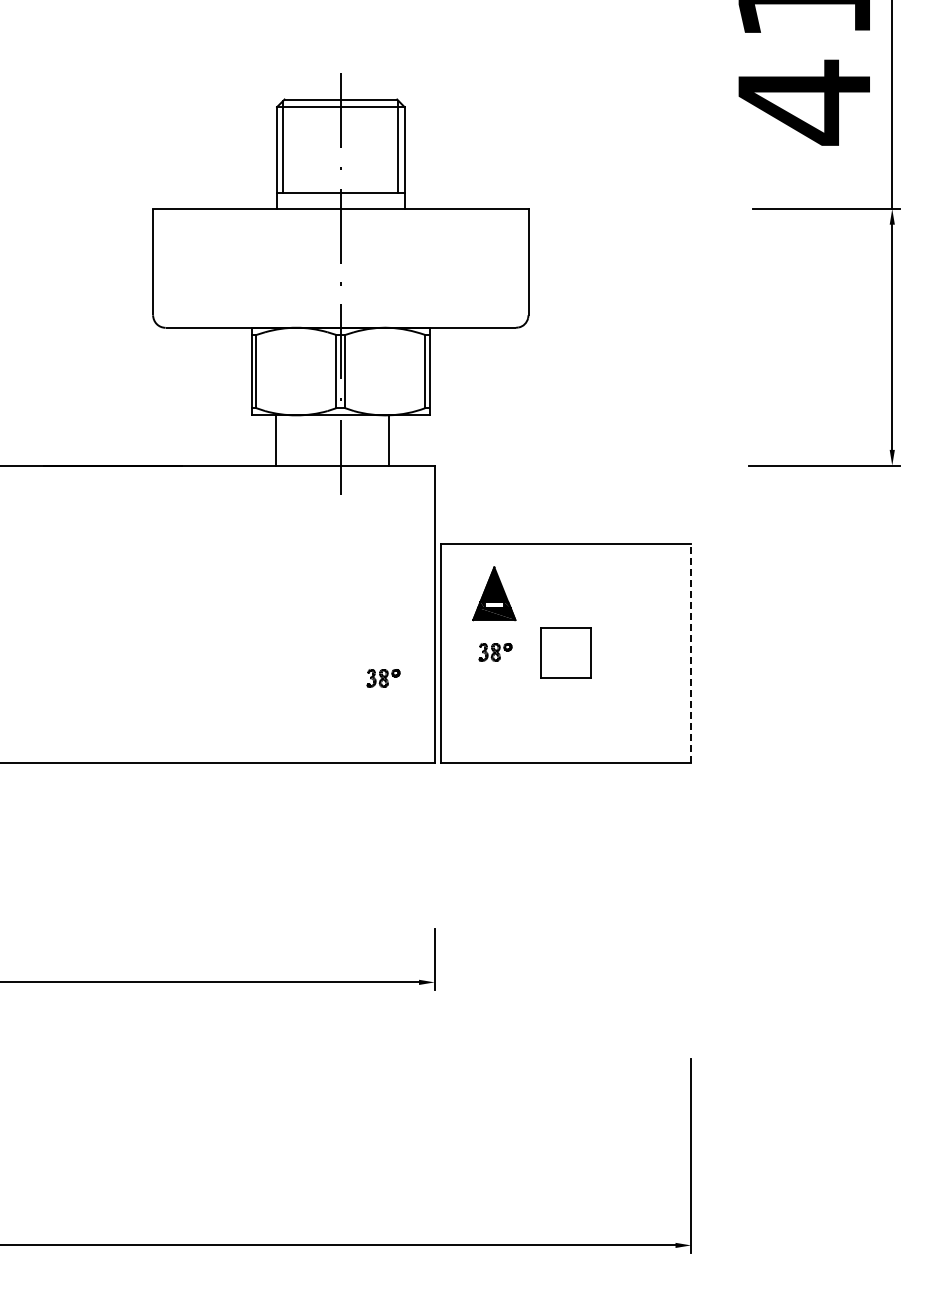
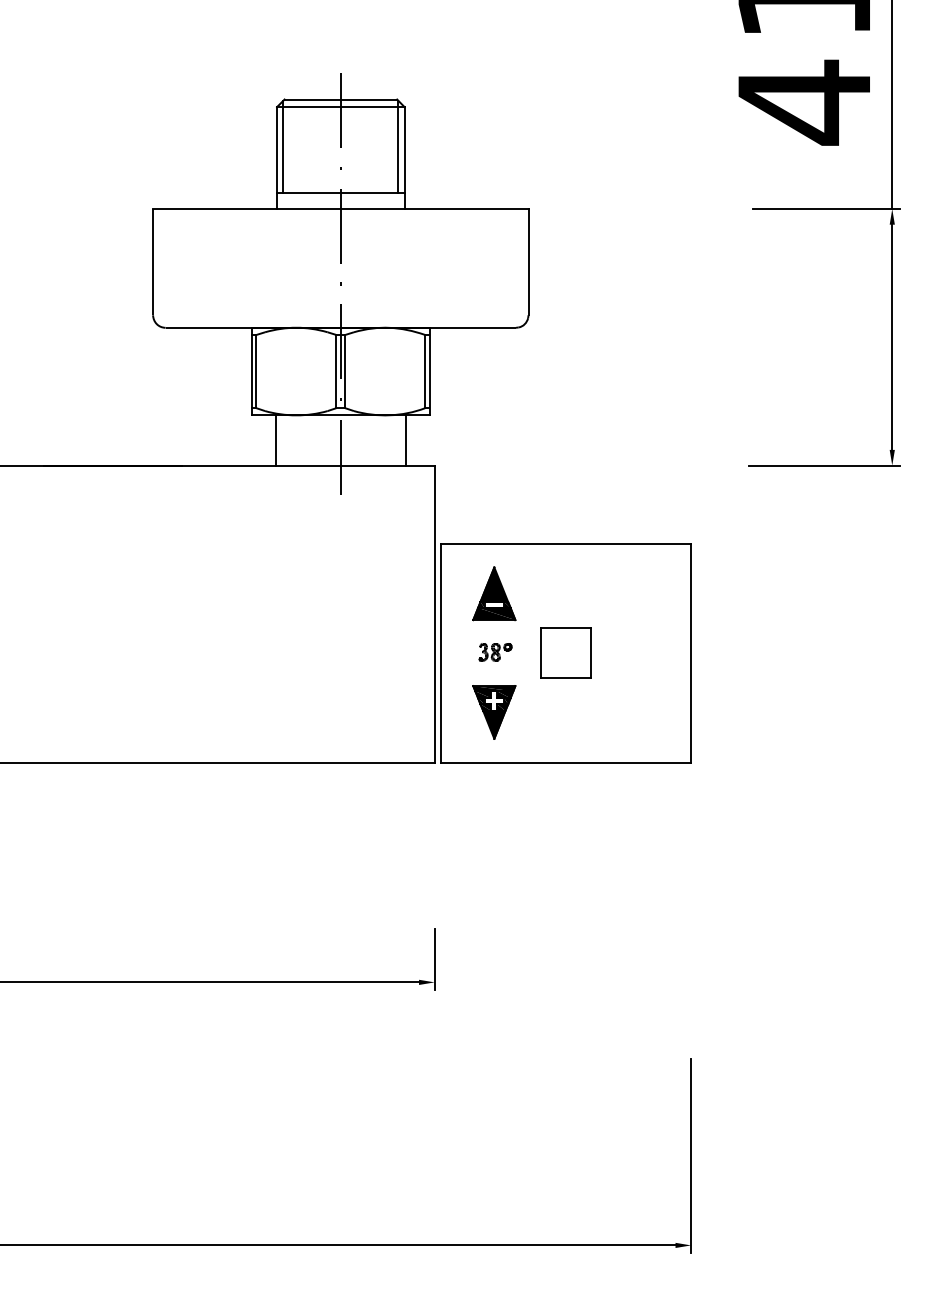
line position: (388, 440) -> (405, 440) (405, 440)
line: dashed -> solid (691, 653)
part: present -> none (383, 678)
part: none -> present (494, 712)
